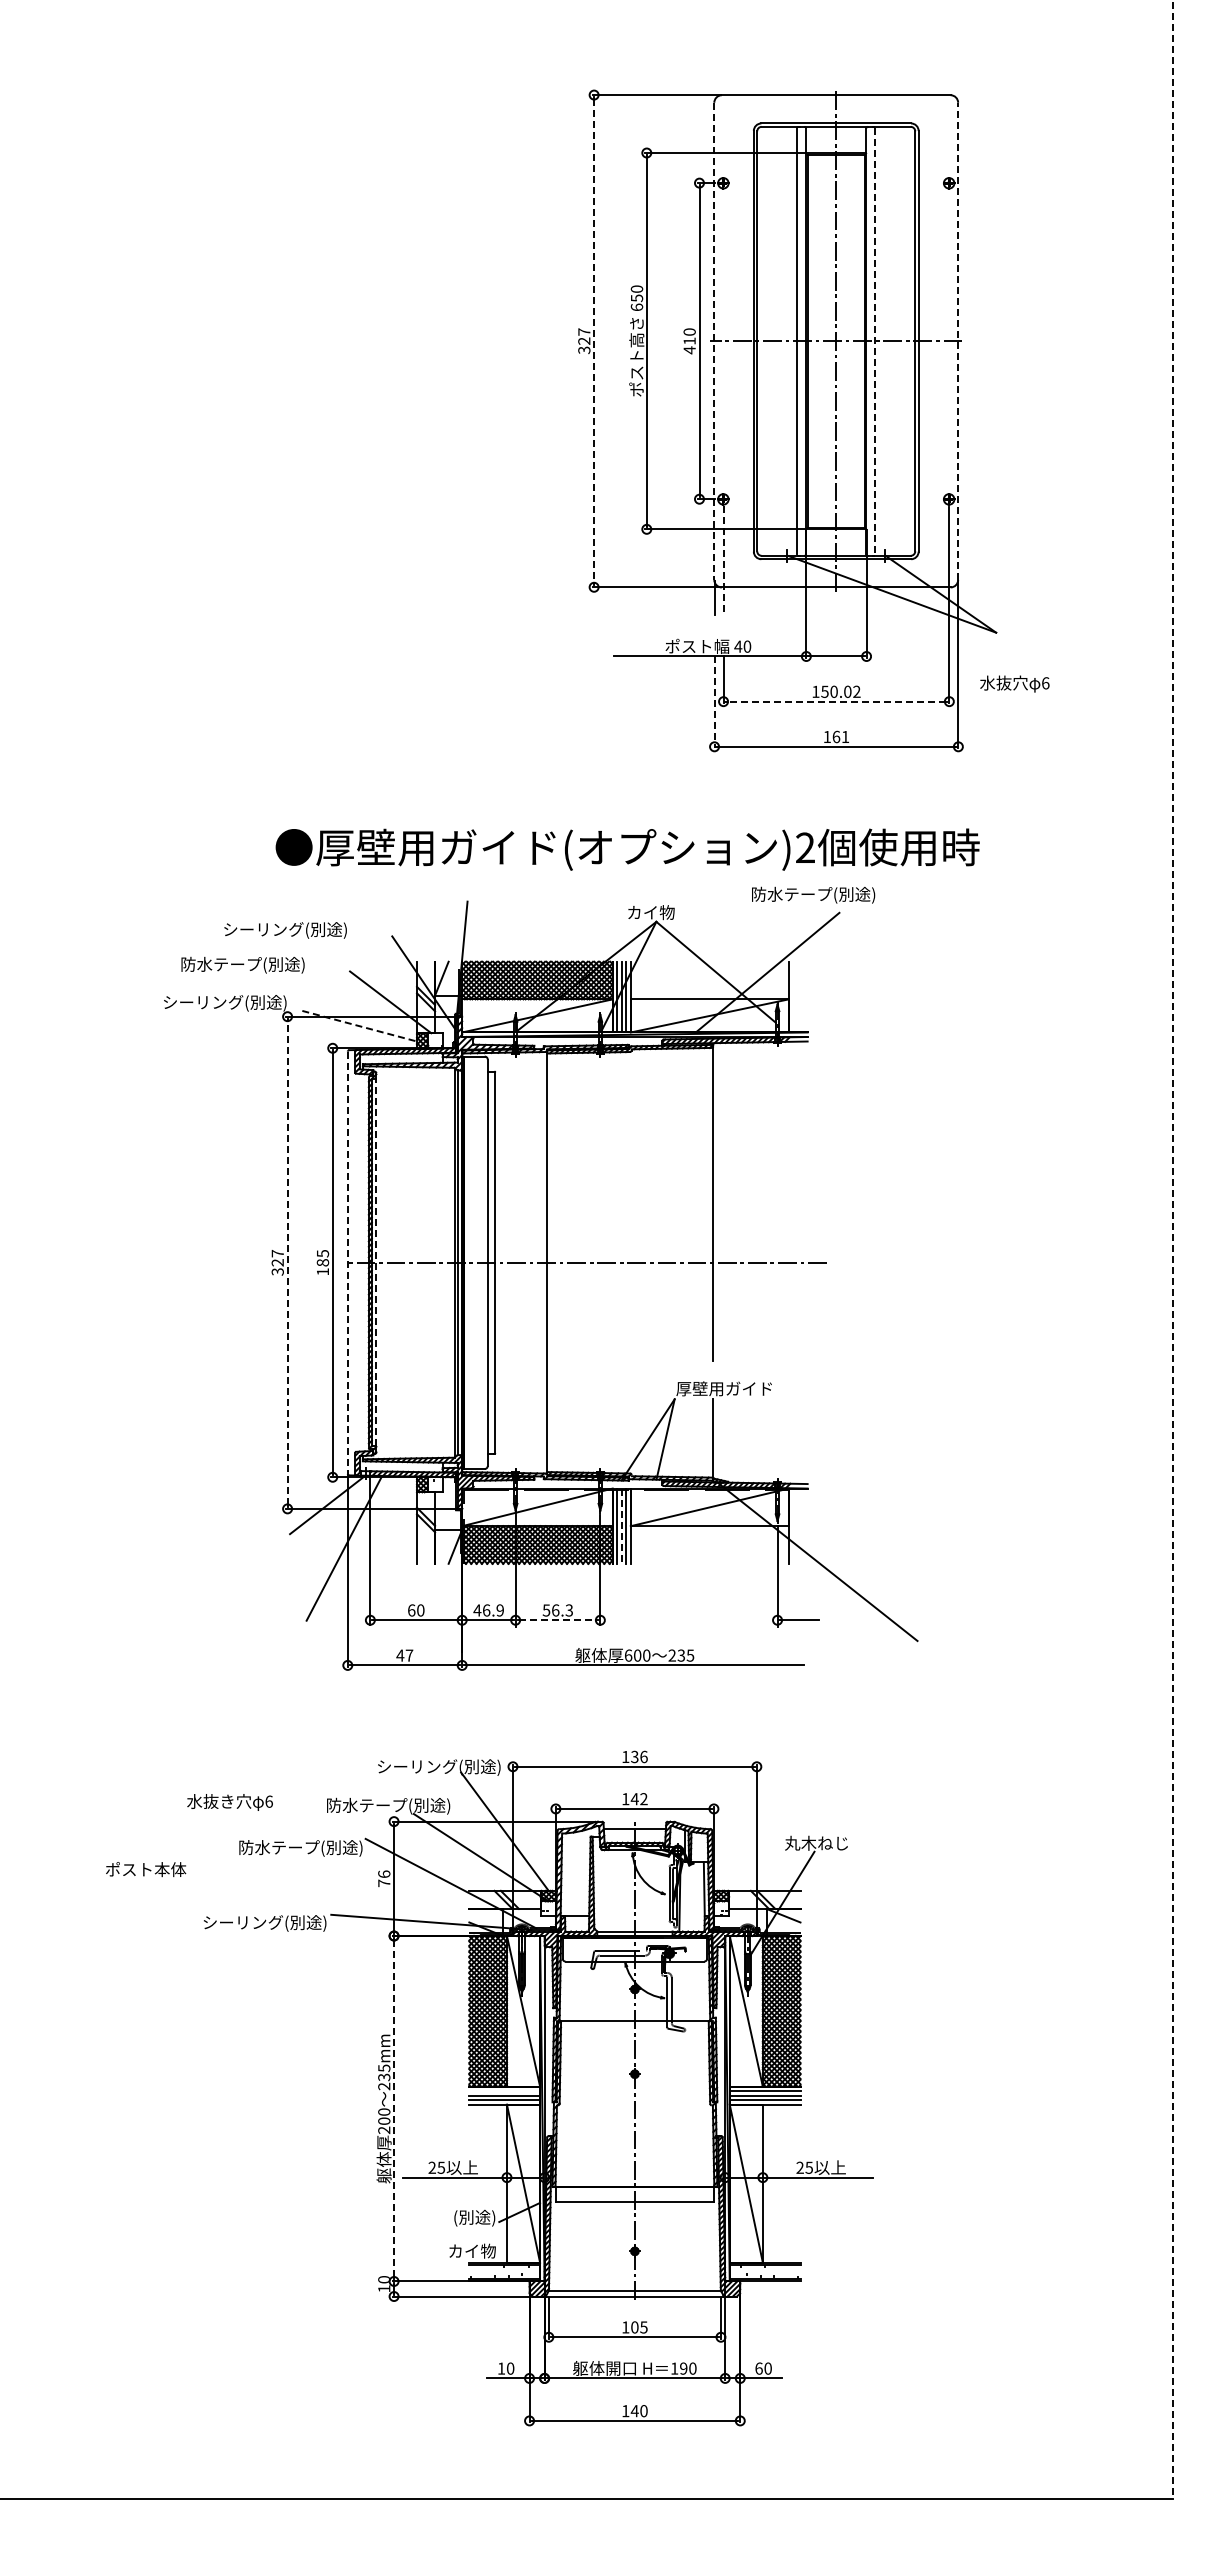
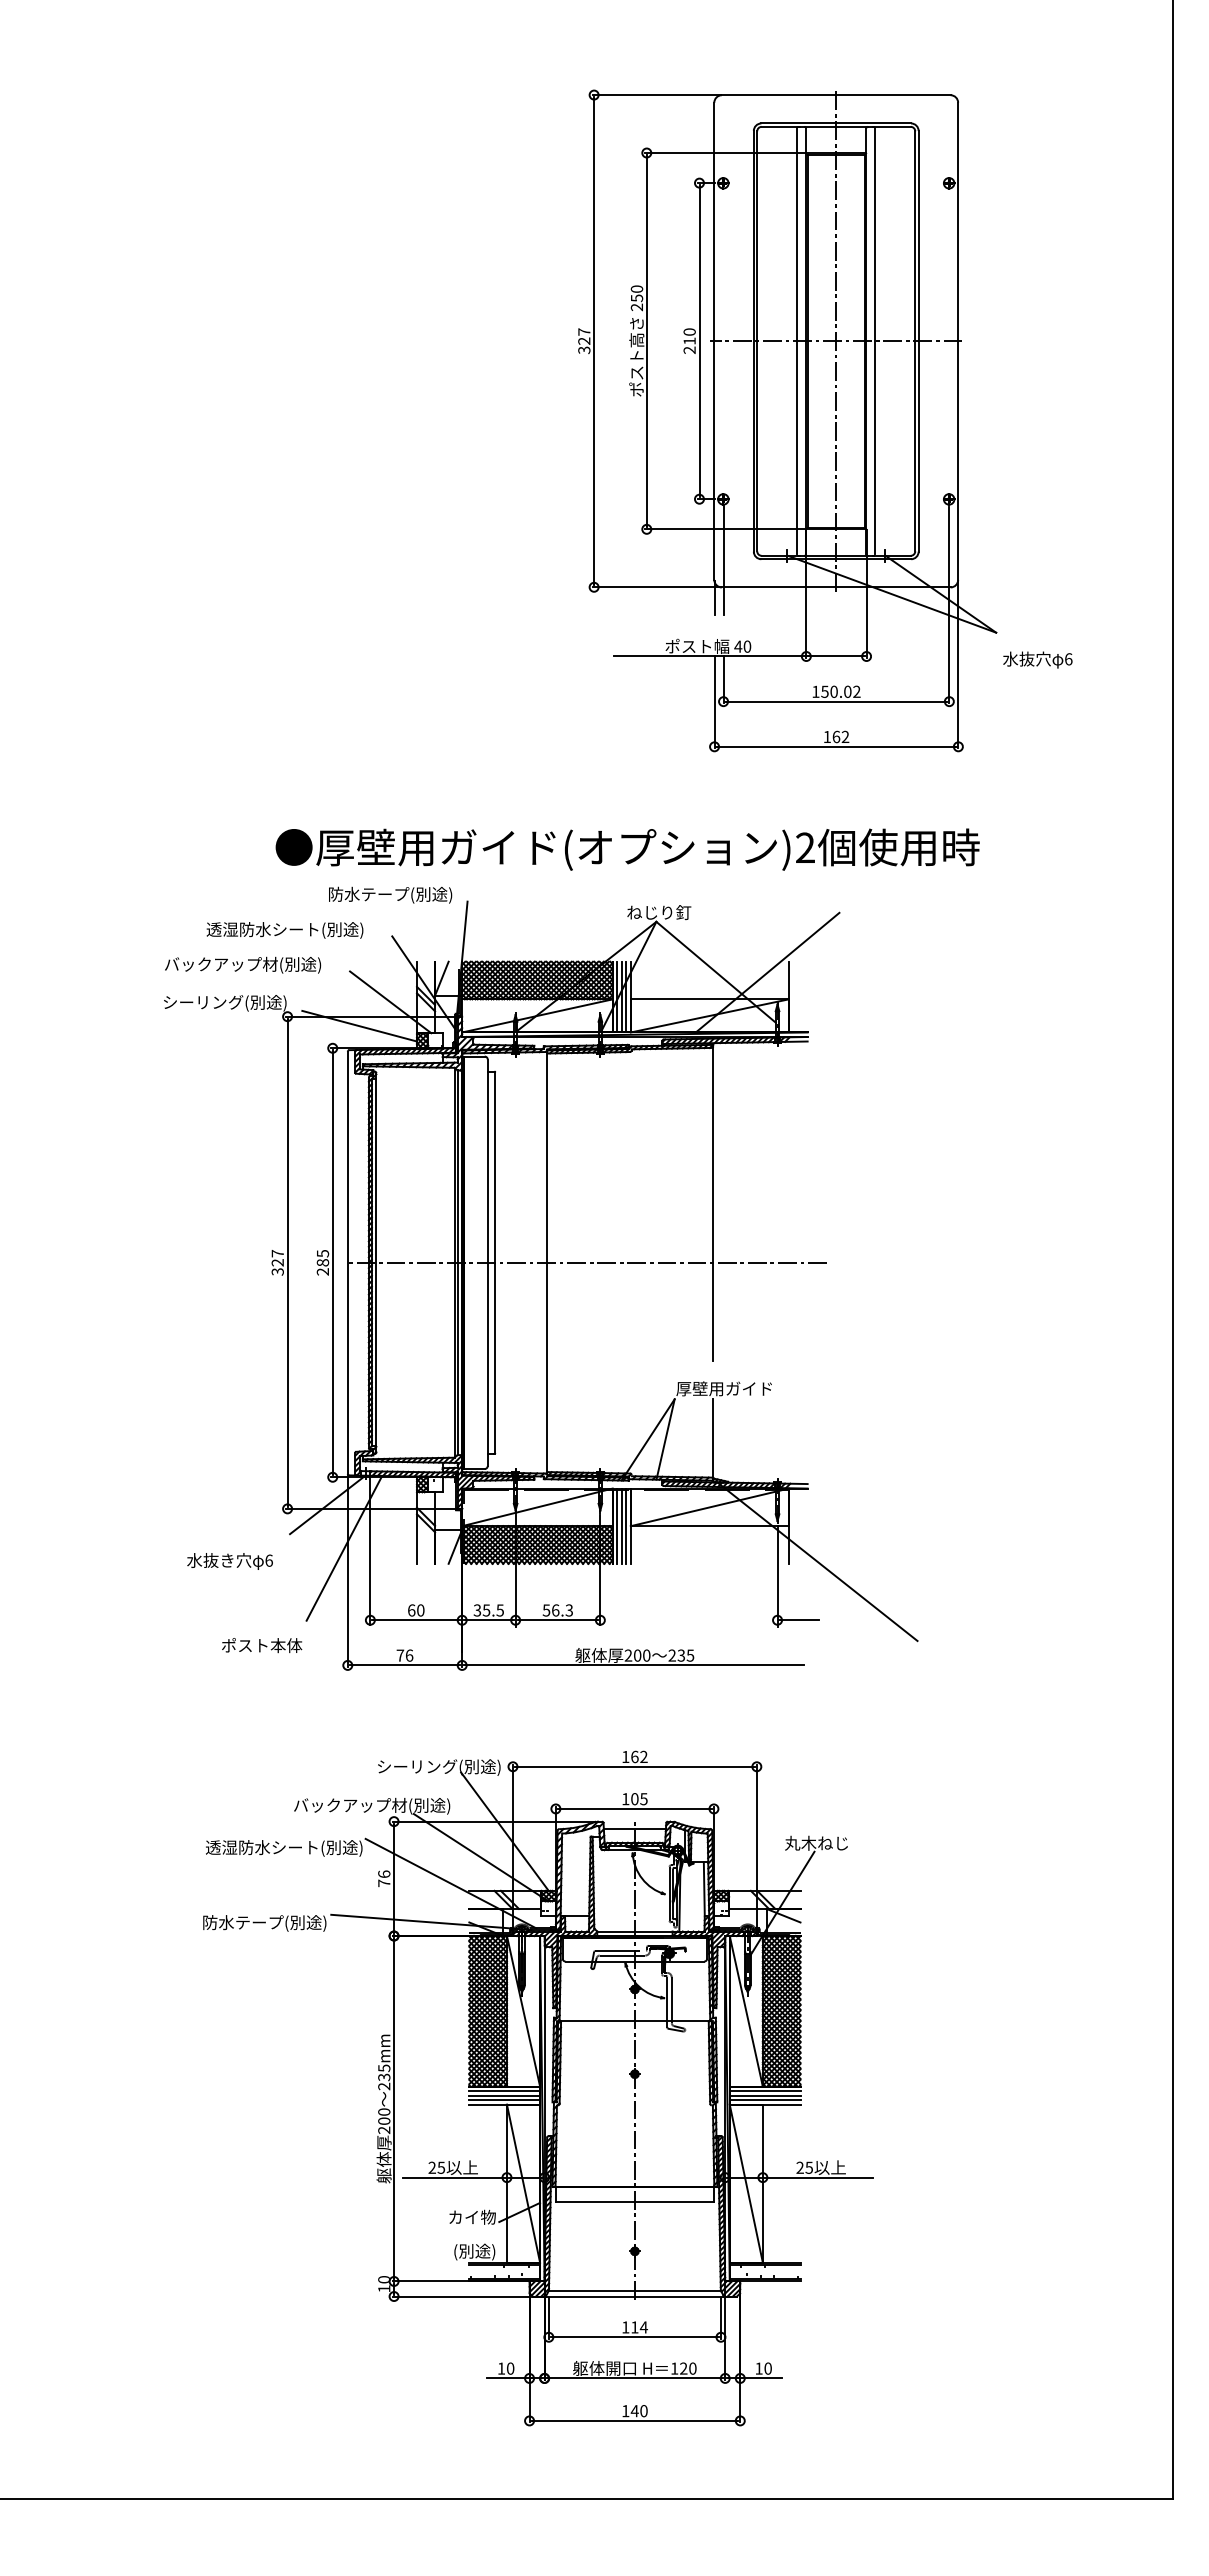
text: 650 -> 250 (636, 307)
line: dashed -> solid (594, 341)
line: dashed -> solid (714, 341)
line: dashed -> solid (875, 341)
line: dashed -> solid (958, 341)
text: 410 -> 210 (689, 350)
line: dashed -> solid (723, 560)
text position: (1014, 683) -> (1037, 659) (1037, 659)
line: dashed -> solid (835, 701)
line: dashed -> solid (714, 702)
text: 161 -> 162 (845, 736)
text position: (813, 894) -> (390, 894) (390, 894)
text: カイ物 -> ねじり釘 (659, 912)
text: シーリング(別途) -> 透湿防水シート(別途) (284, 930)
text: 防水テープ(別途) -> バックアップ材(別途) (243, 964)
line: dashed -> solid (360, 1026)
line: dashed -> solid (1172, 1249)
line: dashed -> solid (287, 1262)
line: dashed -> solid (376, 1262)
line: dashed -> solid (347, 1263)
text: 185 -> 285 (322, 1271)
line: dashed -> solid (621, 1526)
text: 46.9 -> 35.5 (488, 1610)
line: dashed -> solid (558, 1620)
text: 47 -> 76 (404, 1655)
text: 600 -> 200 (628, 1655)
text: 136 -> 162 (639, 1756)
text: 142 -> 105 (638, 1799)
text position: (229, 1802) -> (229, 1561) (229, 1561)
text: 防水テープ(別途) -> バックアップ材(別途) (350, 1804)
text: 防水テープ(別途) -> 透湿防水シート(別途) (262, 1847)
text position: (146, 1869) -> (262, 1645) (262, 1645)
text: シーリング(別途) -> 防水テープ(別途) (243, 1922)
line: none -> present (504, 2091)
line: dashed -> solid (394, 2108)
text: (別途) -> カイ物 (472, 2217)
text: カイ物 -> (別途) (472, 2251)
text: 105 -> 114 (639, 2327)
text: 190 -> 120 (683, 2368)
text: 60 -> 10 (758, 2368)
